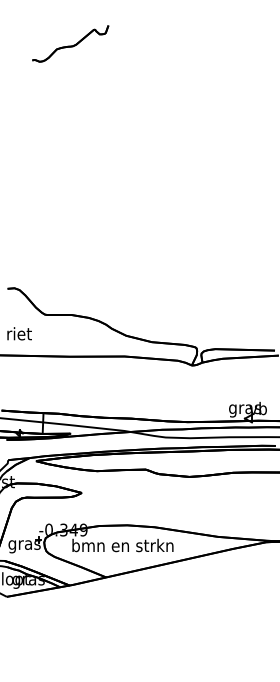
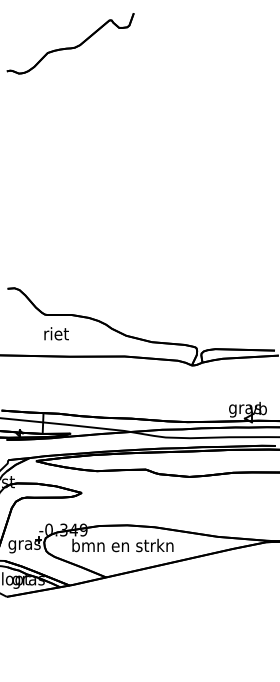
part size: 78x38 px -> 129x62 px (70, 43)
text position: (19, 333) -> (56, 333) (56, 333)
